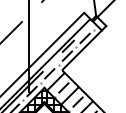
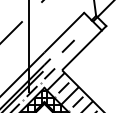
hatch: present -> none (71, 41)
